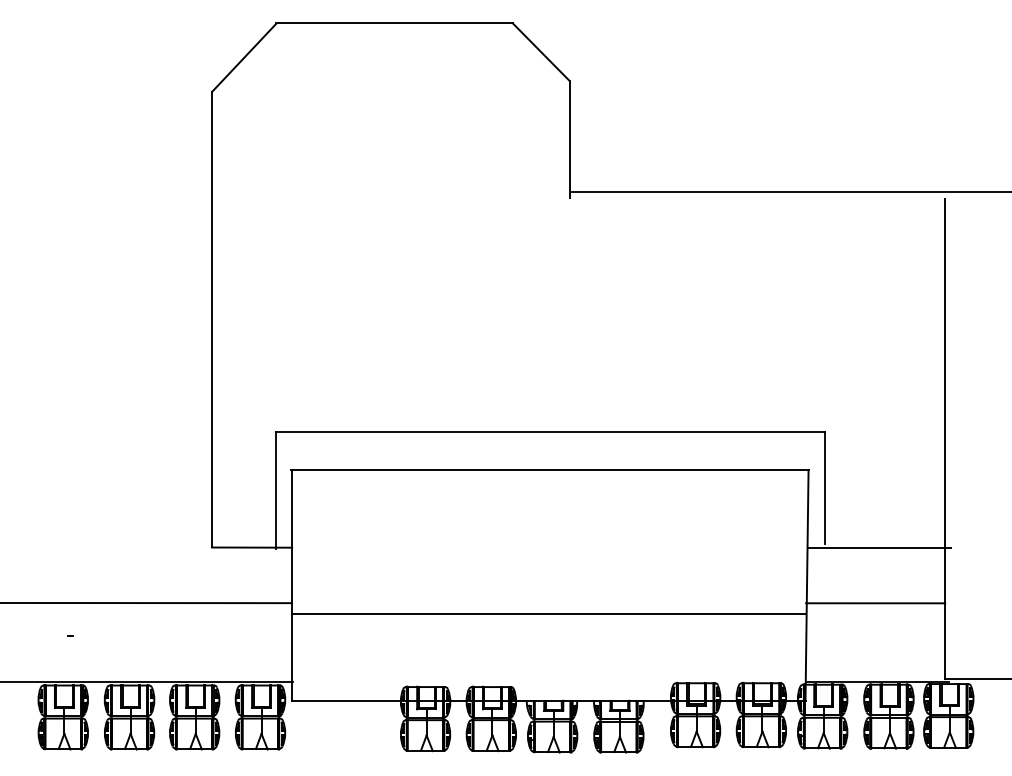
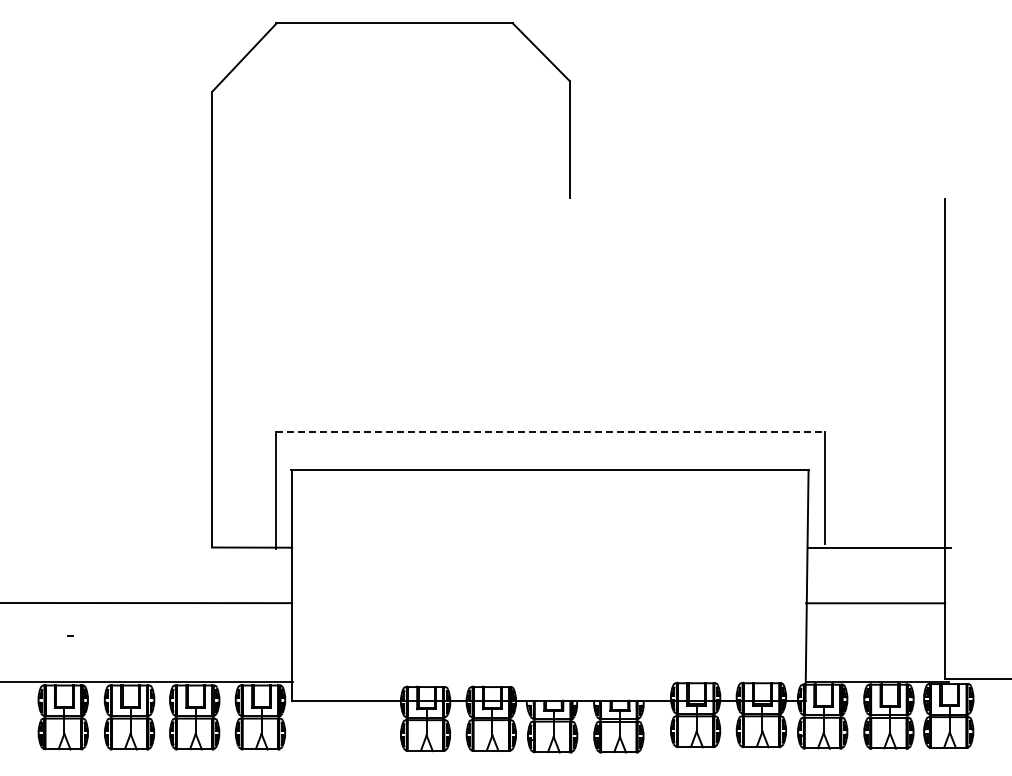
line: present -> none (789, 192)
line: solid -> dashed (550, 431)
line: present -> none (548, 613)
